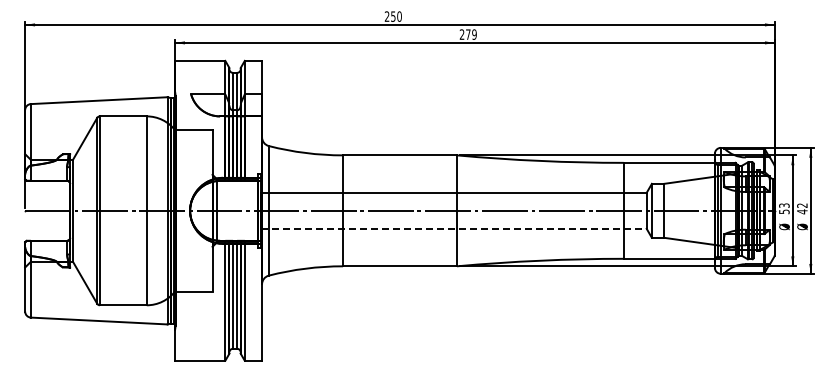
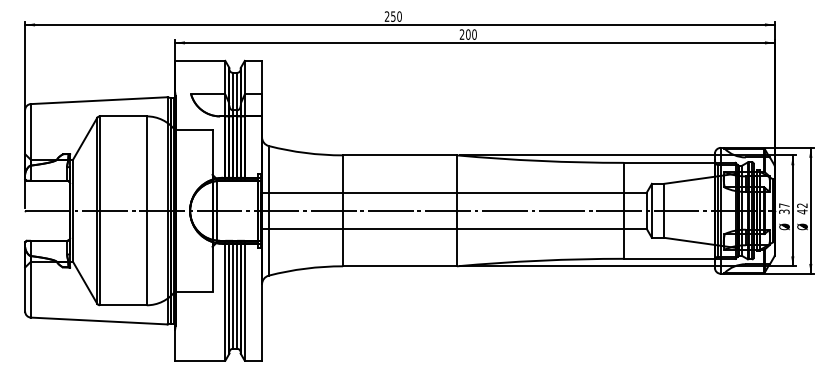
text: 279 -> 200 (471, 34)
text: 53 -> 37 (784, 208)
line: dashed -> solid (454, 228)
